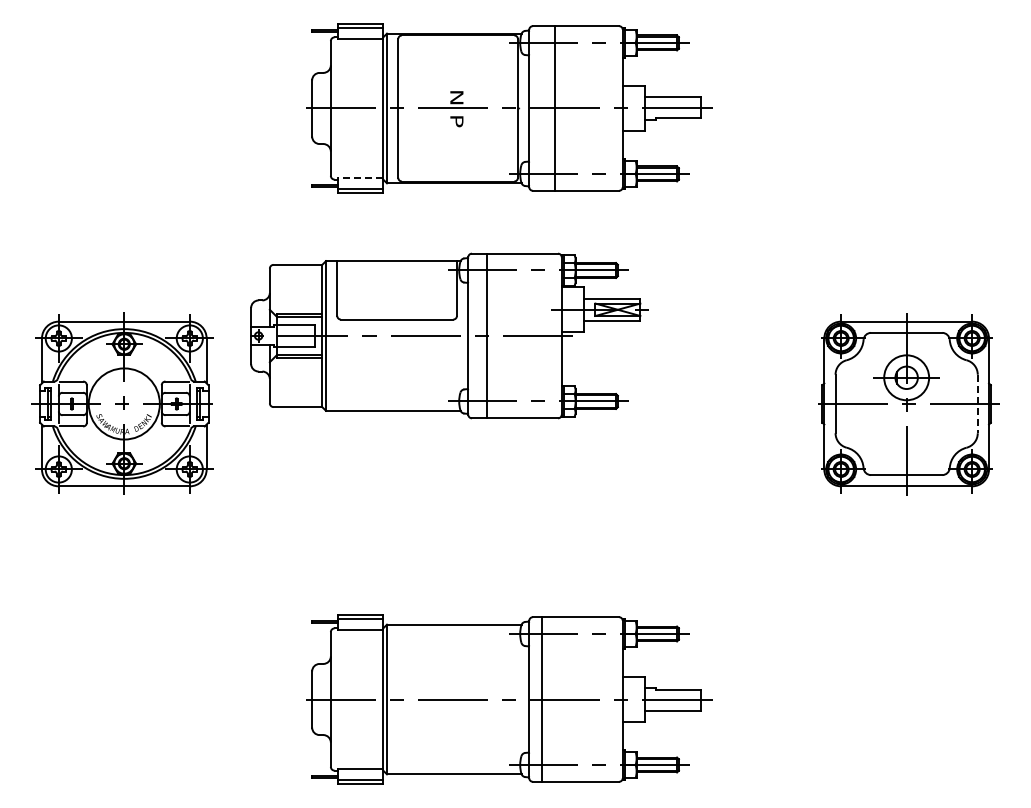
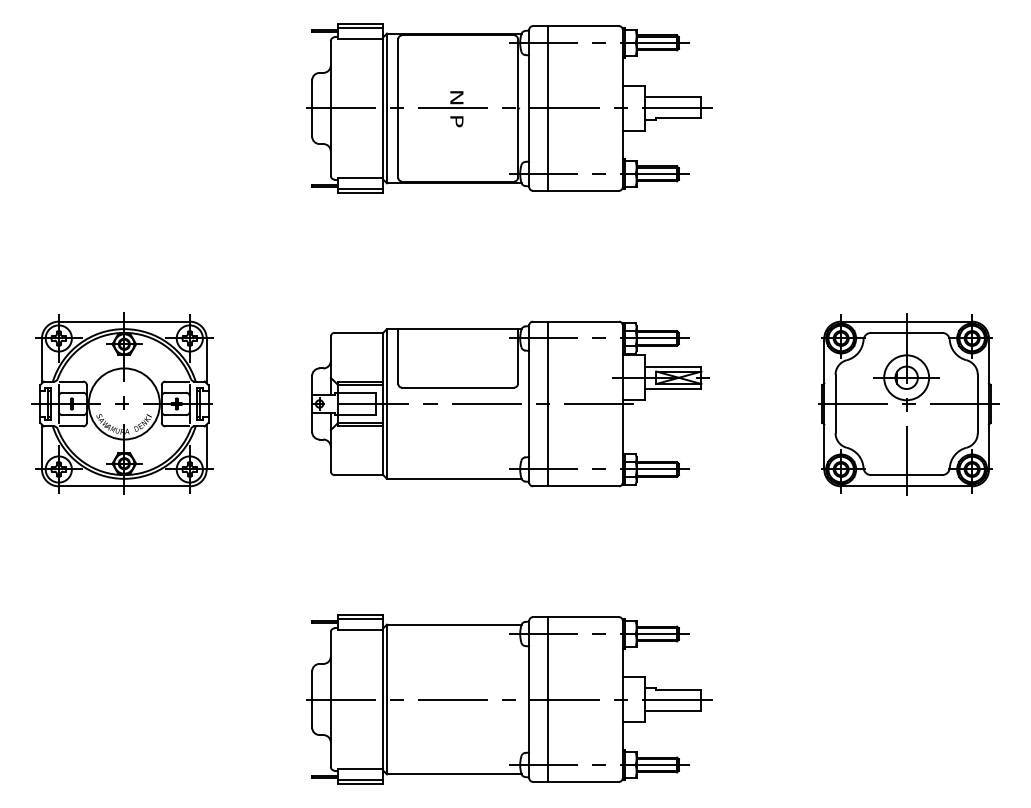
line position: (554, 108) -> (547, 108) (547, 108)
line: dashed -> solid (360, 177)
part position: (449, 335) -> (510, 403) (510, 403)
line: dashed -> solid (977, 404)
line position: (541, 699) -> (547, 699) (547, 699)
